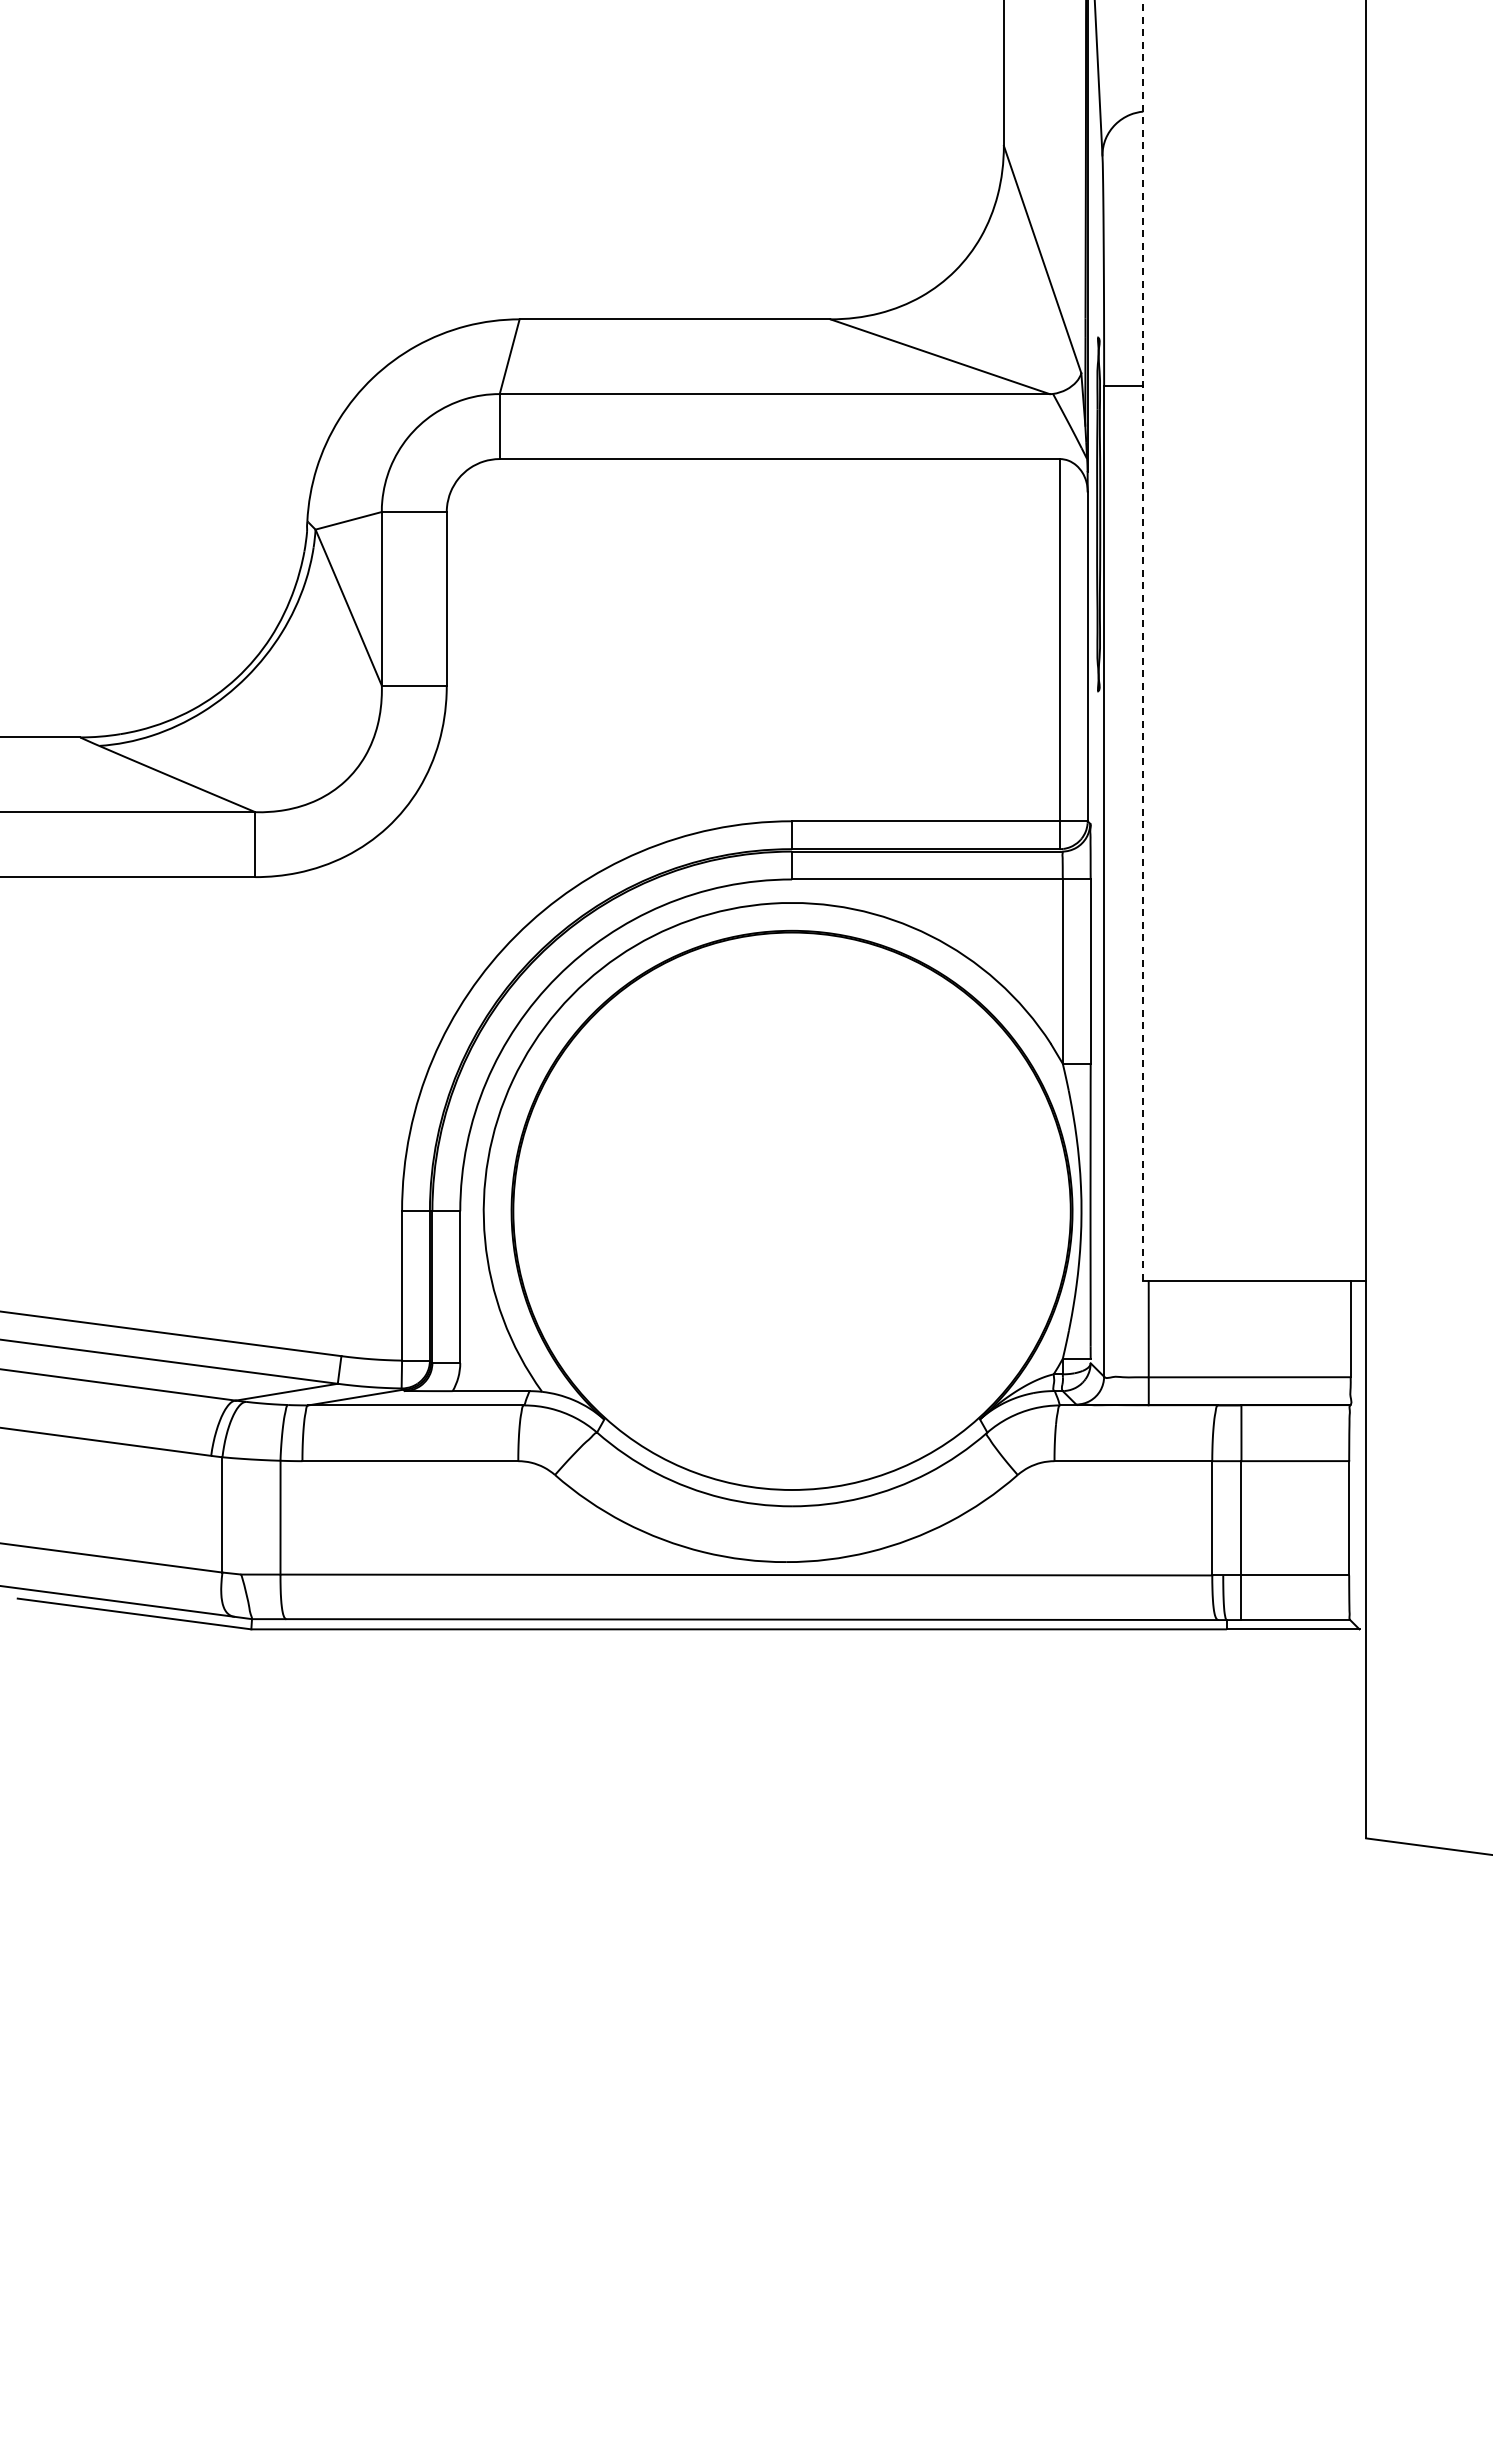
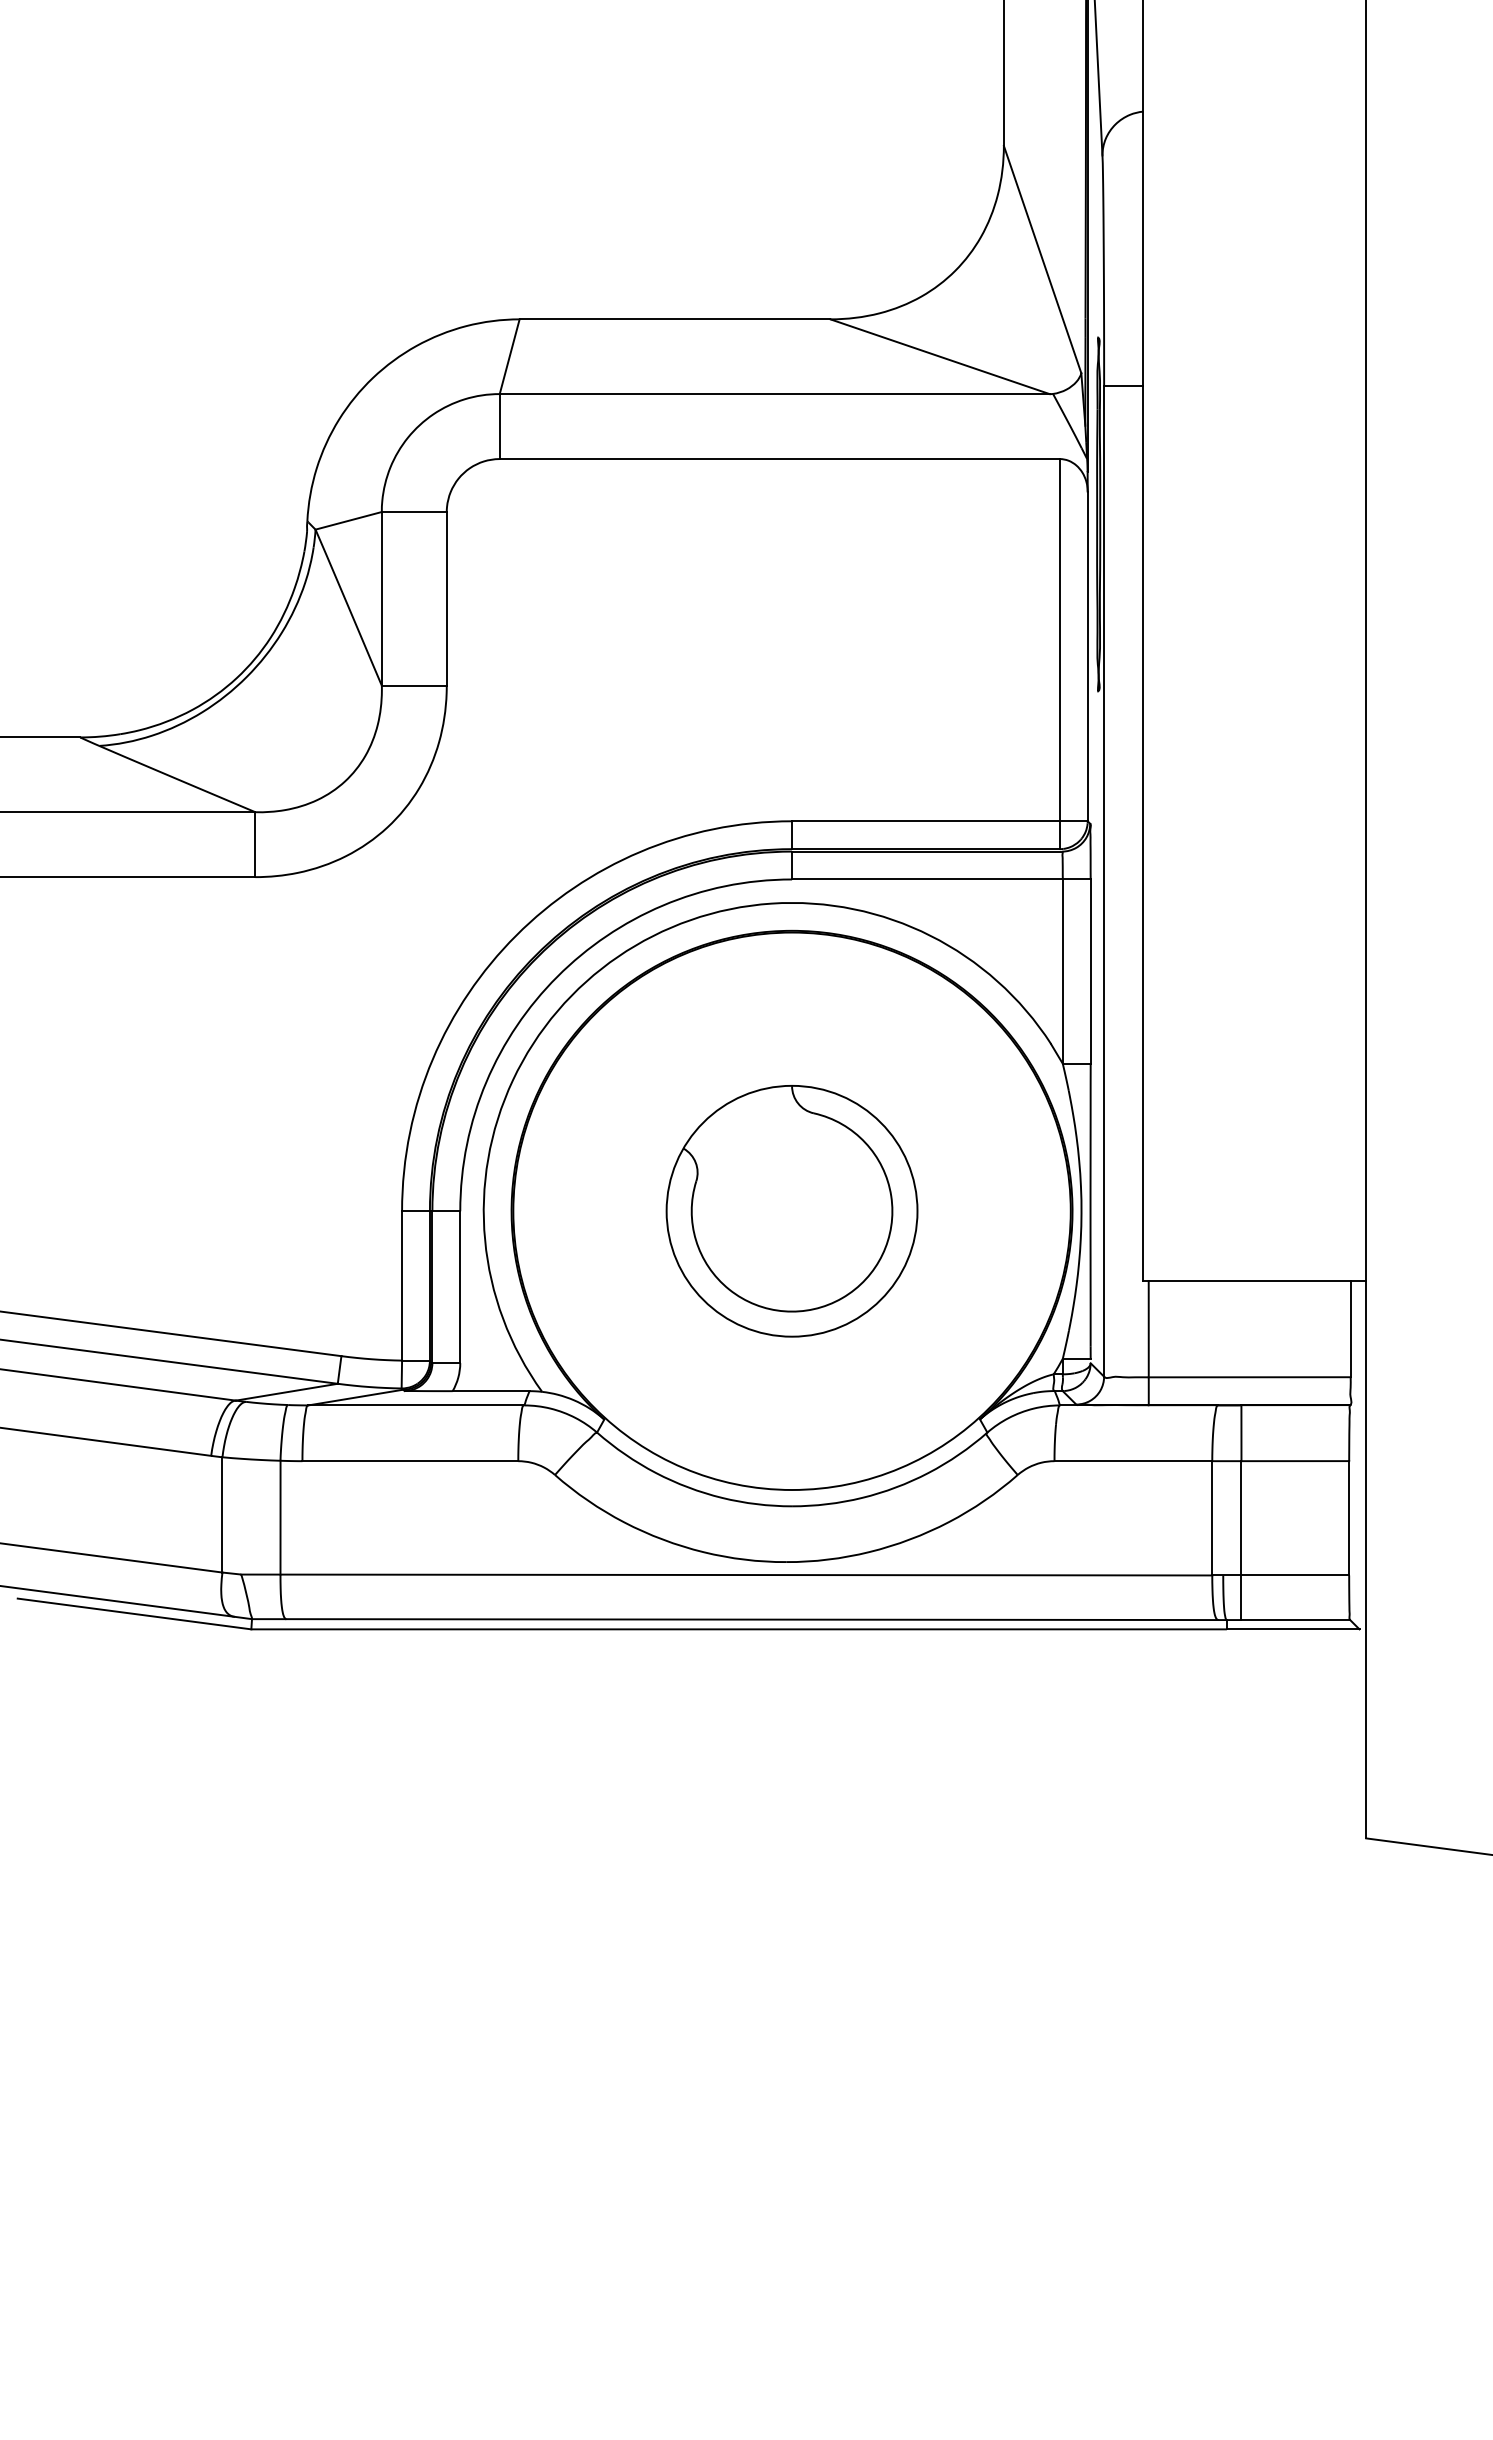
line: dashed -> solid (1143, 640)
part: none -> present (791, 1211)
